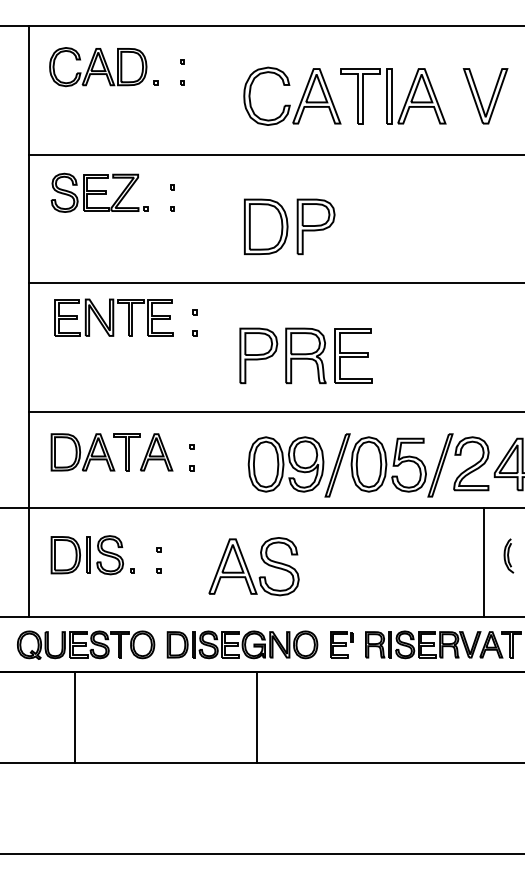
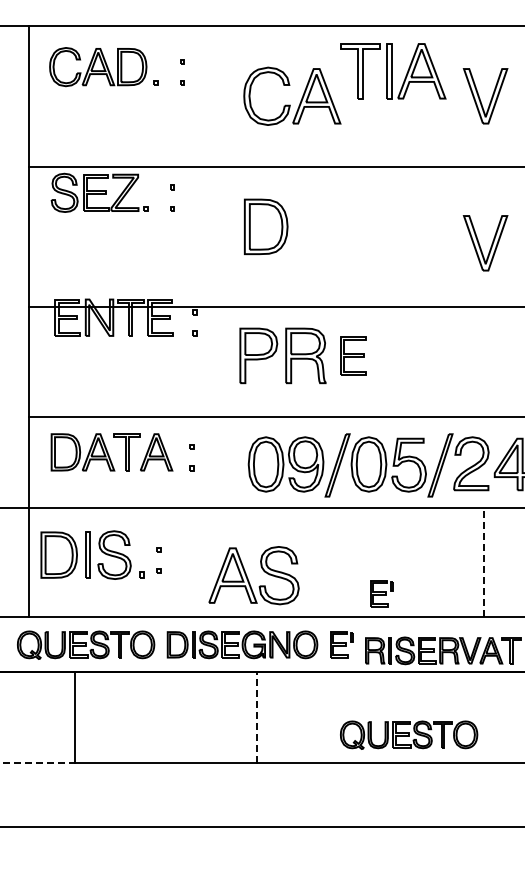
part position: (393, 96) -> (393, 71) (393, 71)
line position: (275, 154) -> (275, 166) (275, 166)
part: present -> none (315, 226)
part: none -> present (485, 243)
line position: (275, 283) -> (275, 307) (275, 307)
part size: 39x56 px -> 27x40 px (353, 355)
line position: (275, 411) -> (275, 416) (275, 416)
part size: 85x41 px -> 105x50 px (92, 554)
part: present -> none (508, 555)
line: solid -> dashed (483, 562)
part position: (253, 566) -> (253, 575) (253, 575)
part: none -> present (381, 593)
part position: (443, 644) -> (443, 650) (443, 650)
line: solid -> dashed (256, 716)
part: none -> present (409, 734)
line: solid -> dashed (37, 762)
line position: (261, 853) -> (261, 826) (261, 826)
